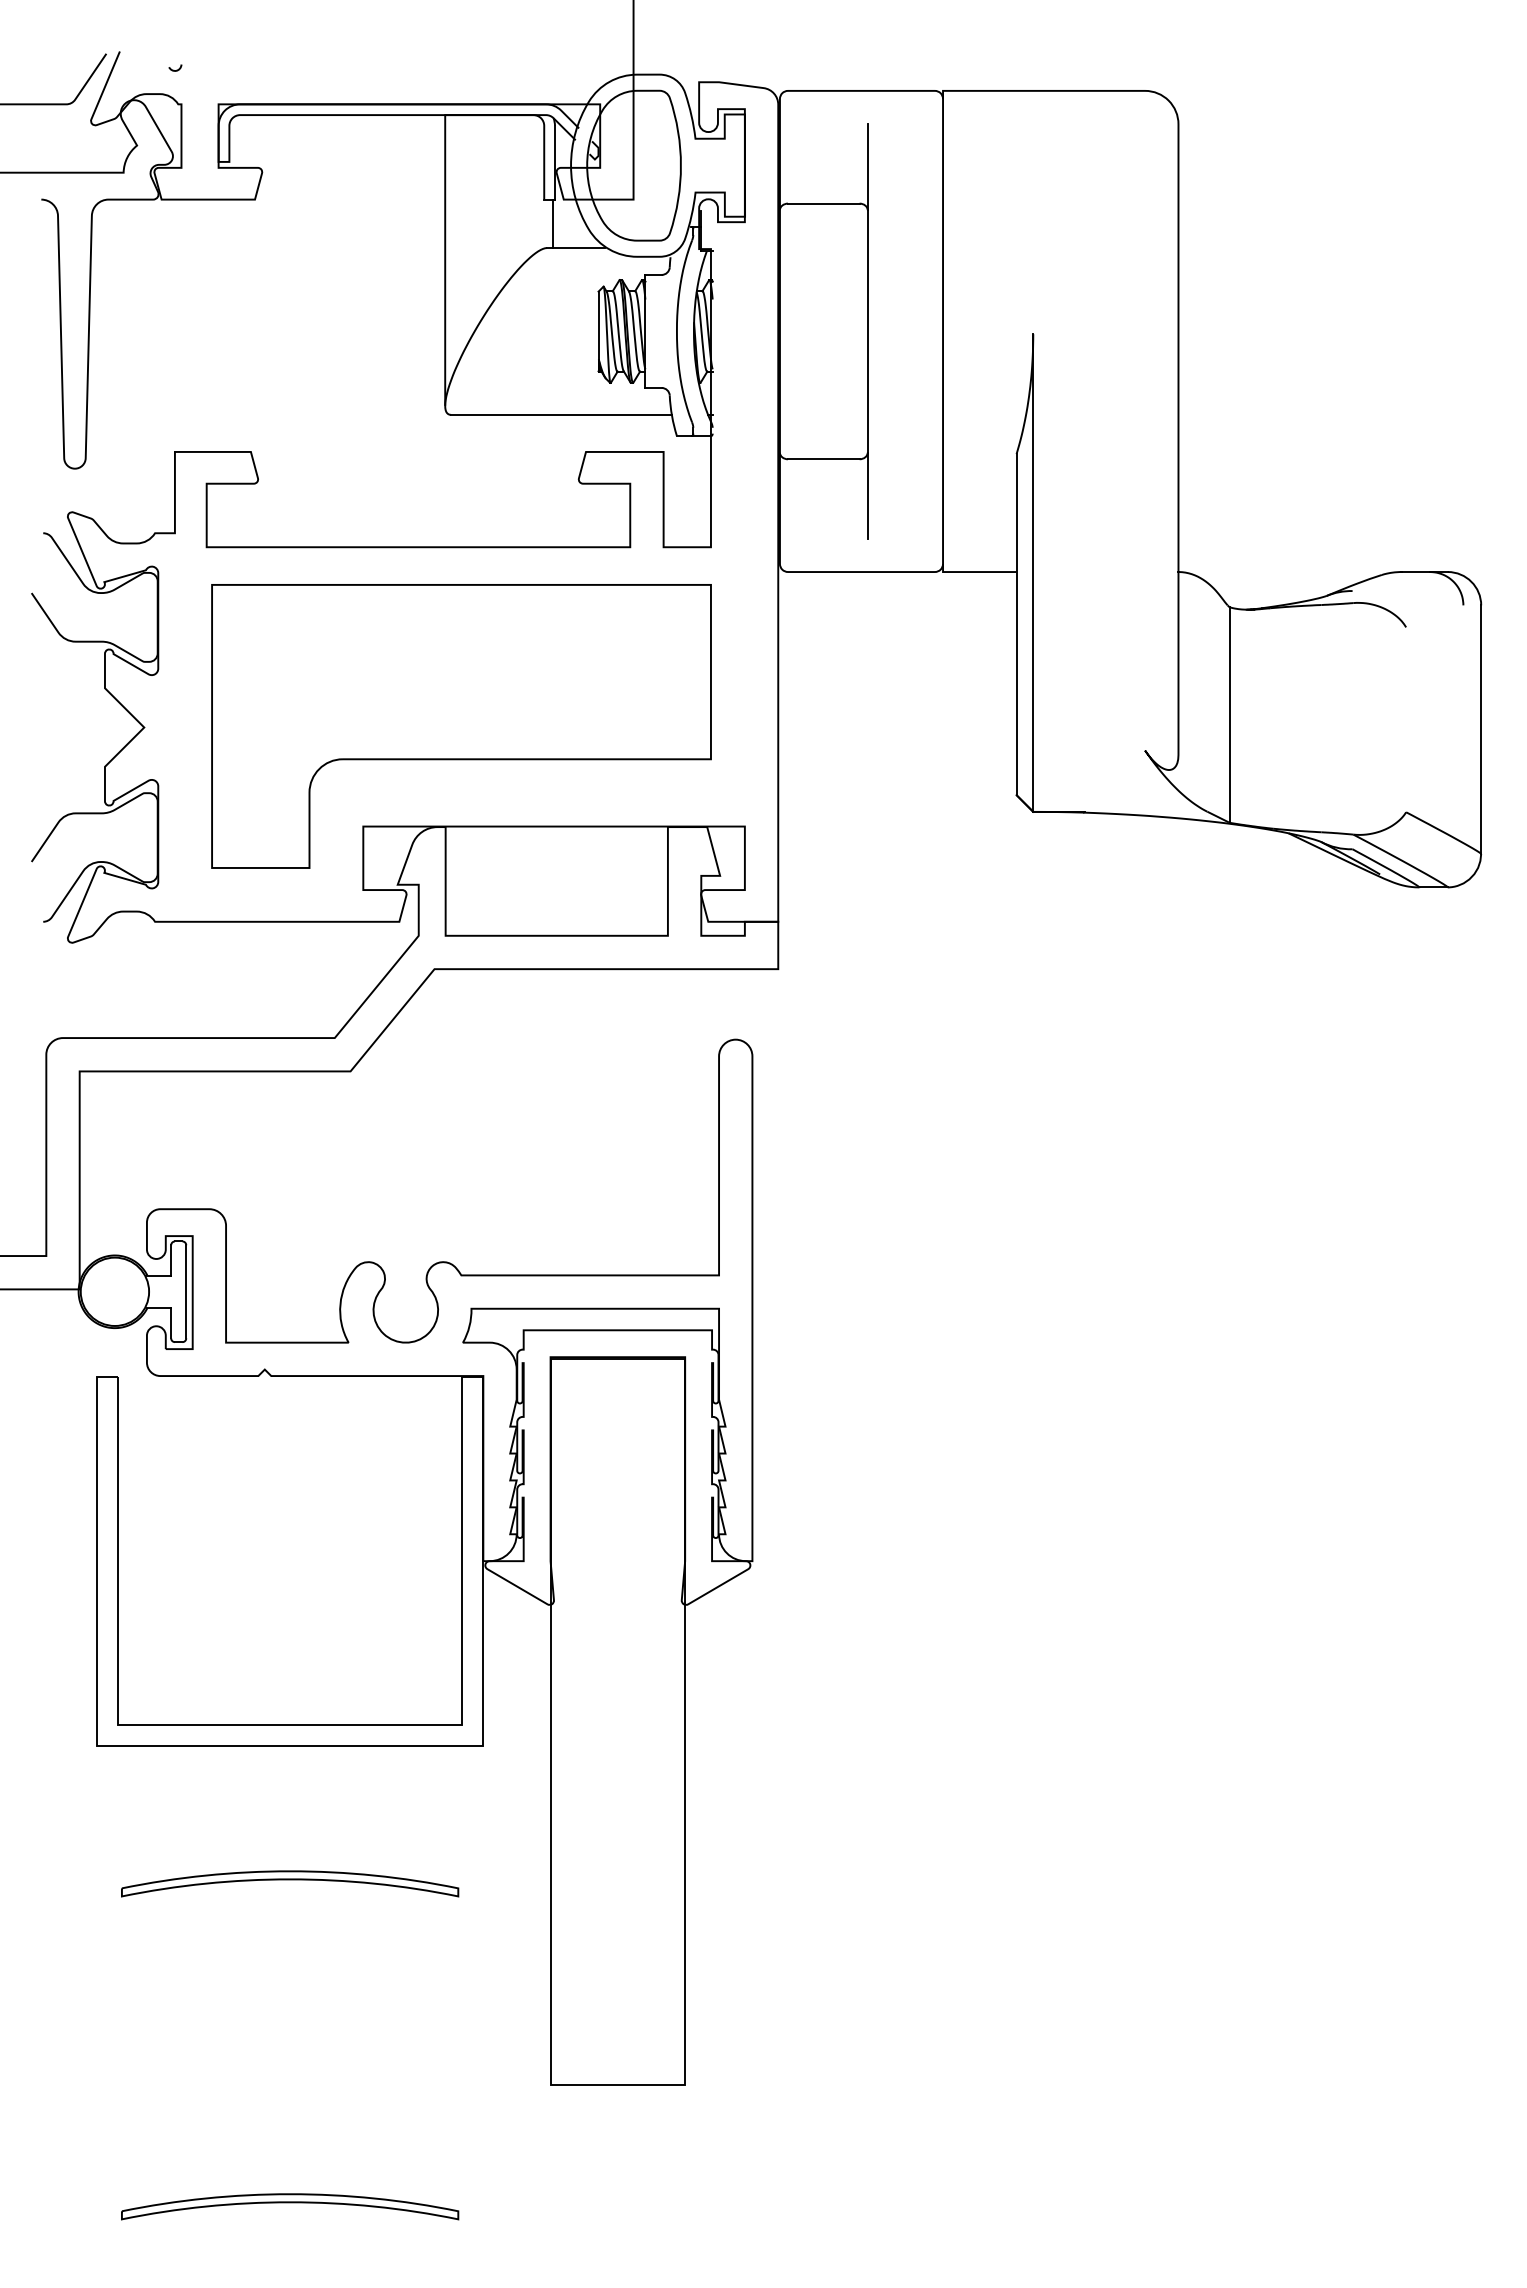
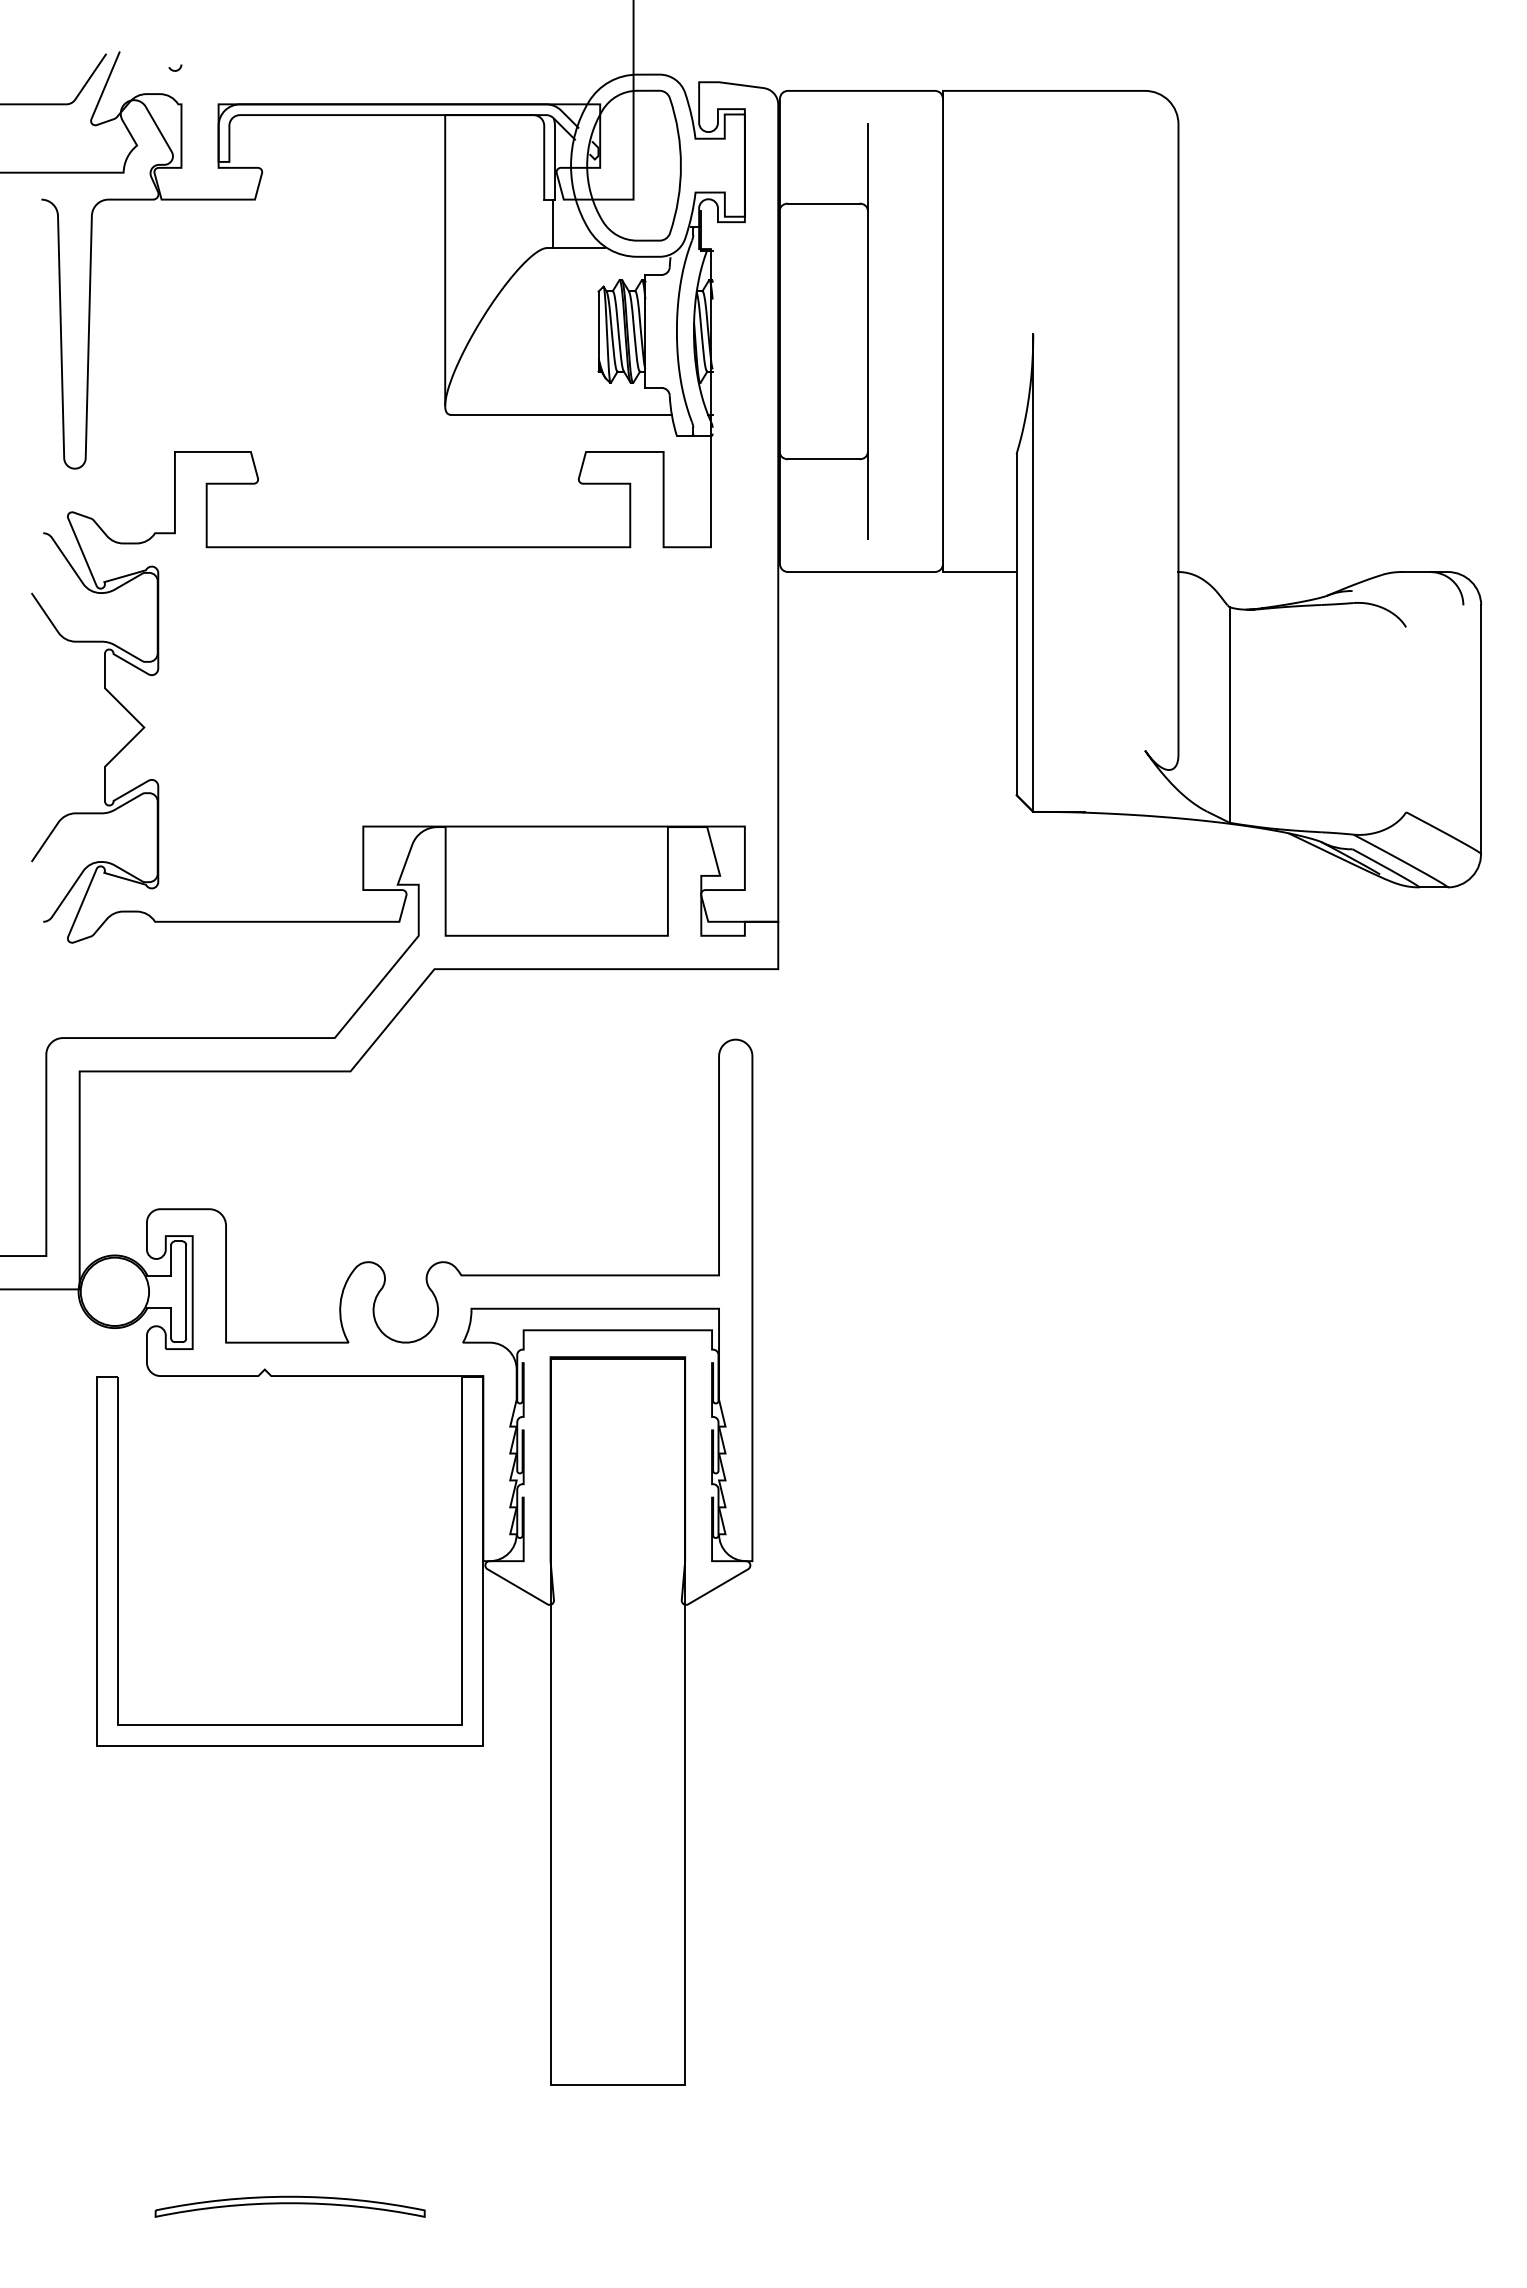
part: present -> none (461, 726)
part: present -> none (290, 1883)
part size: 339x28 px -> 272x23 px (289, 2206)
